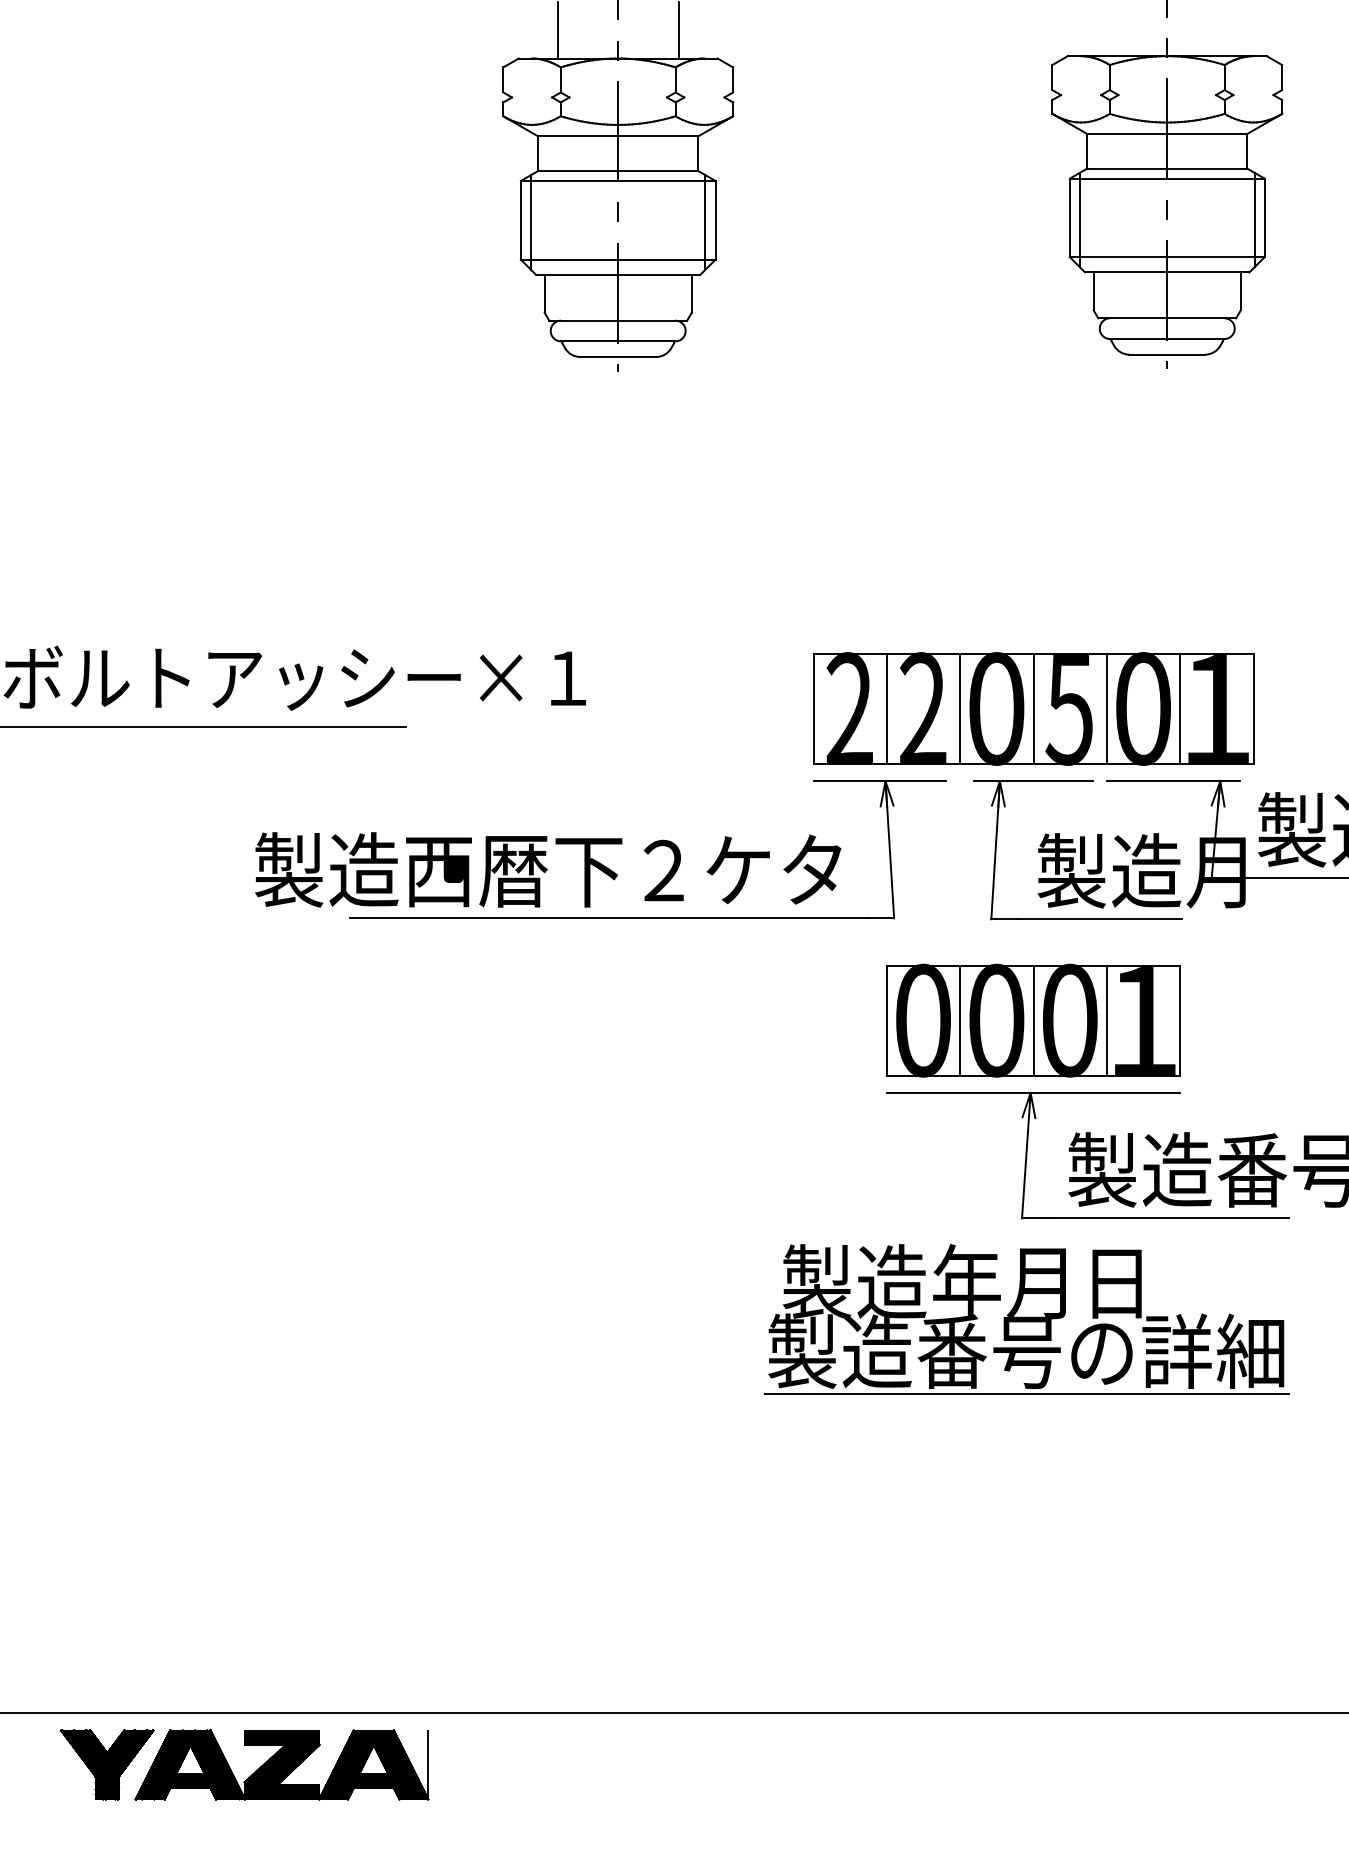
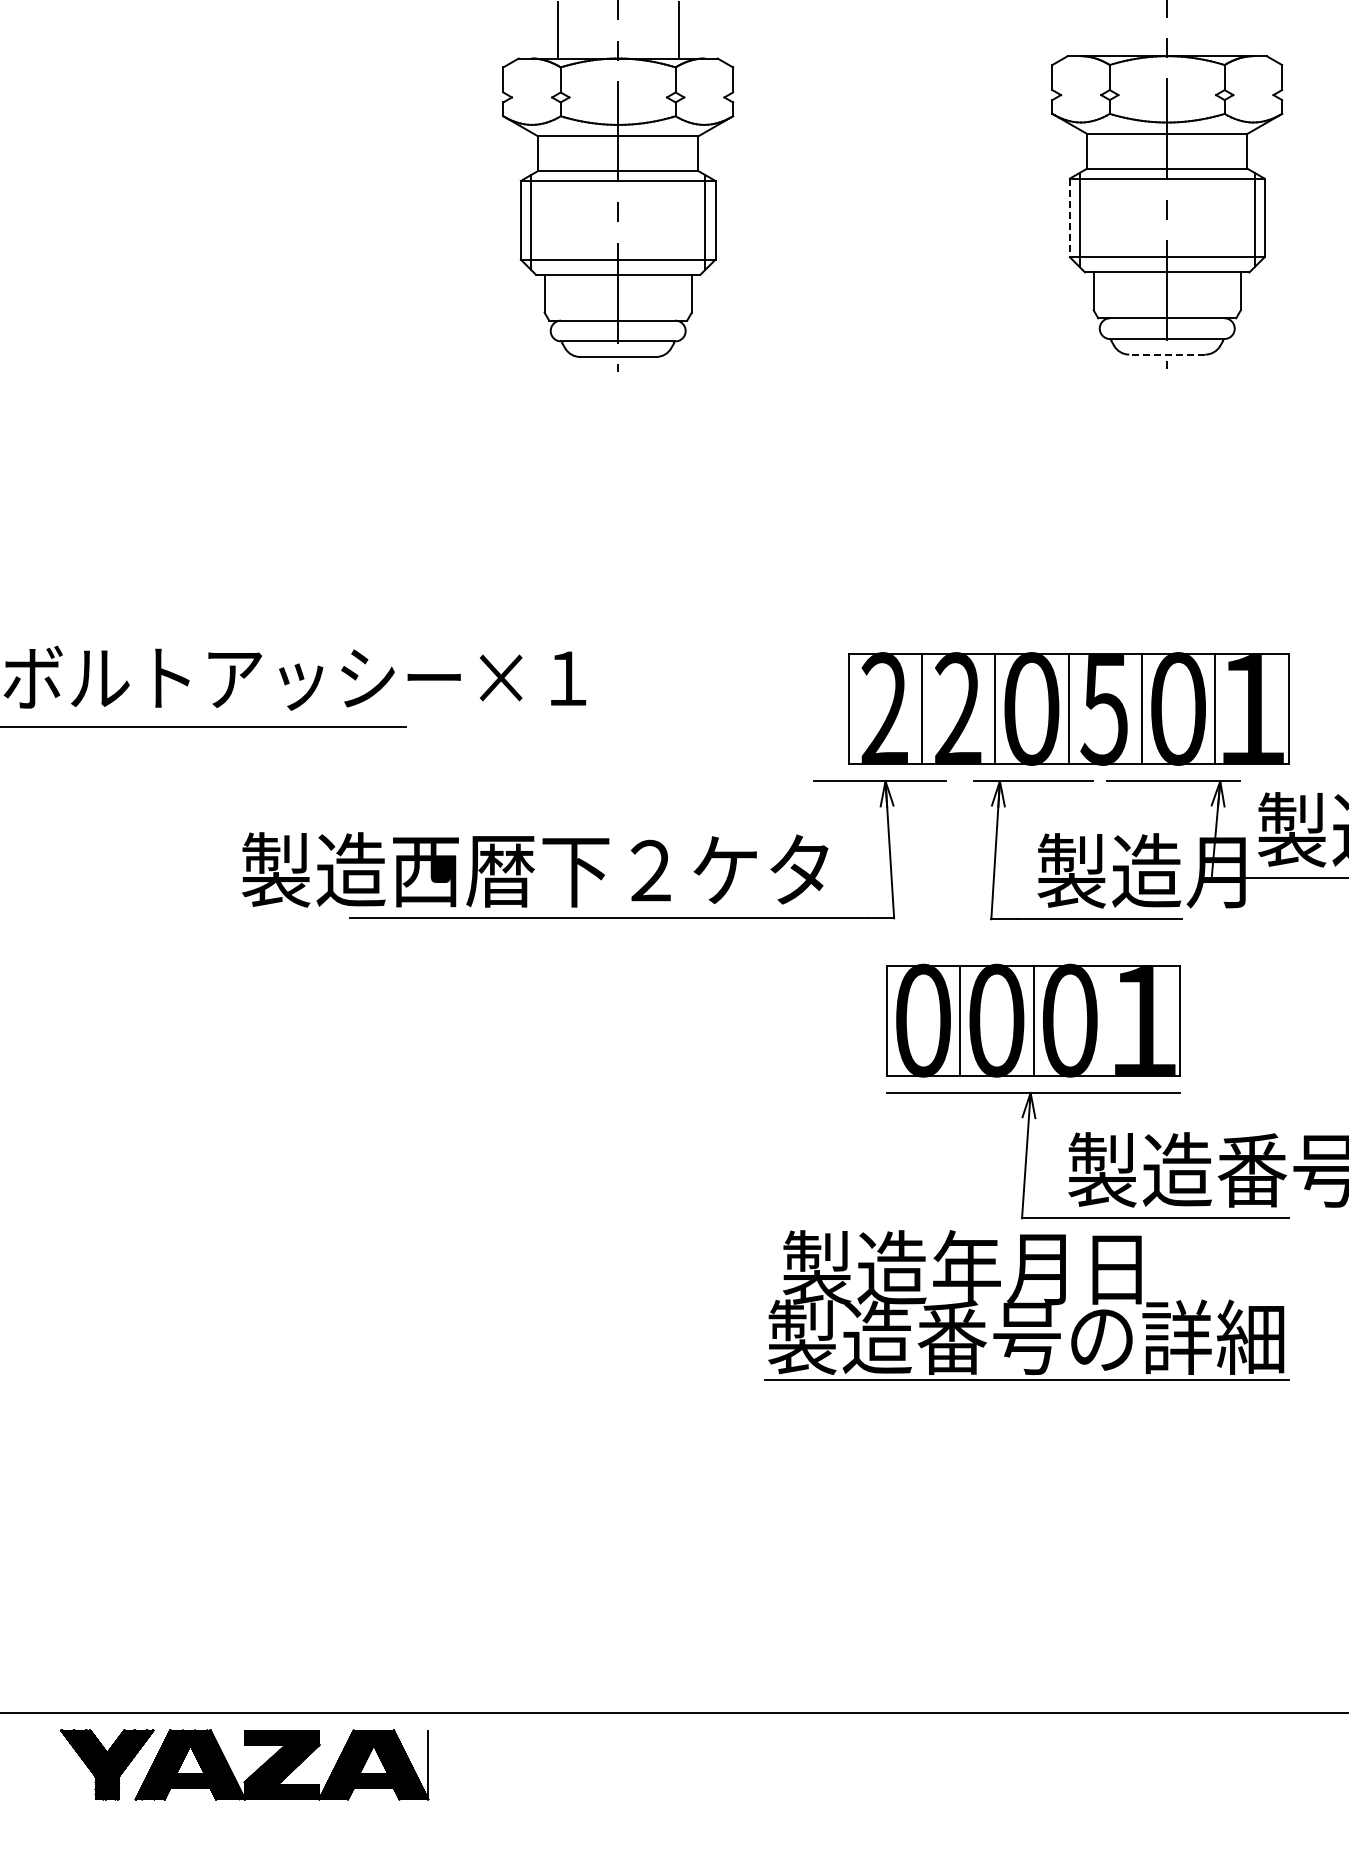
line: solid -> dashed (1069, 218)
line: solid -> dashed (1166, 354)
part position: (1033, 708) -> (1068, 708) (1068, 708)
text position: (548, 869) -> (535, 869) (535, 869)
line: present -> none (1106, 1020)
part position: (1026, 1319) -> (1026, 1305) (1026, 1305)
